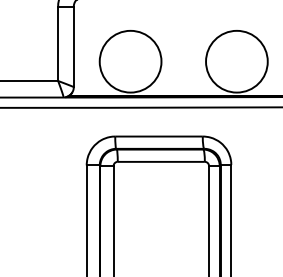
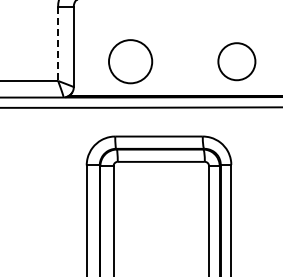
line: solid -> dashed (58, 44)
circle diameter: 62 px -> 43 px (130, 61)
circle diameter: 62 px -> 37 px (236, 61)
